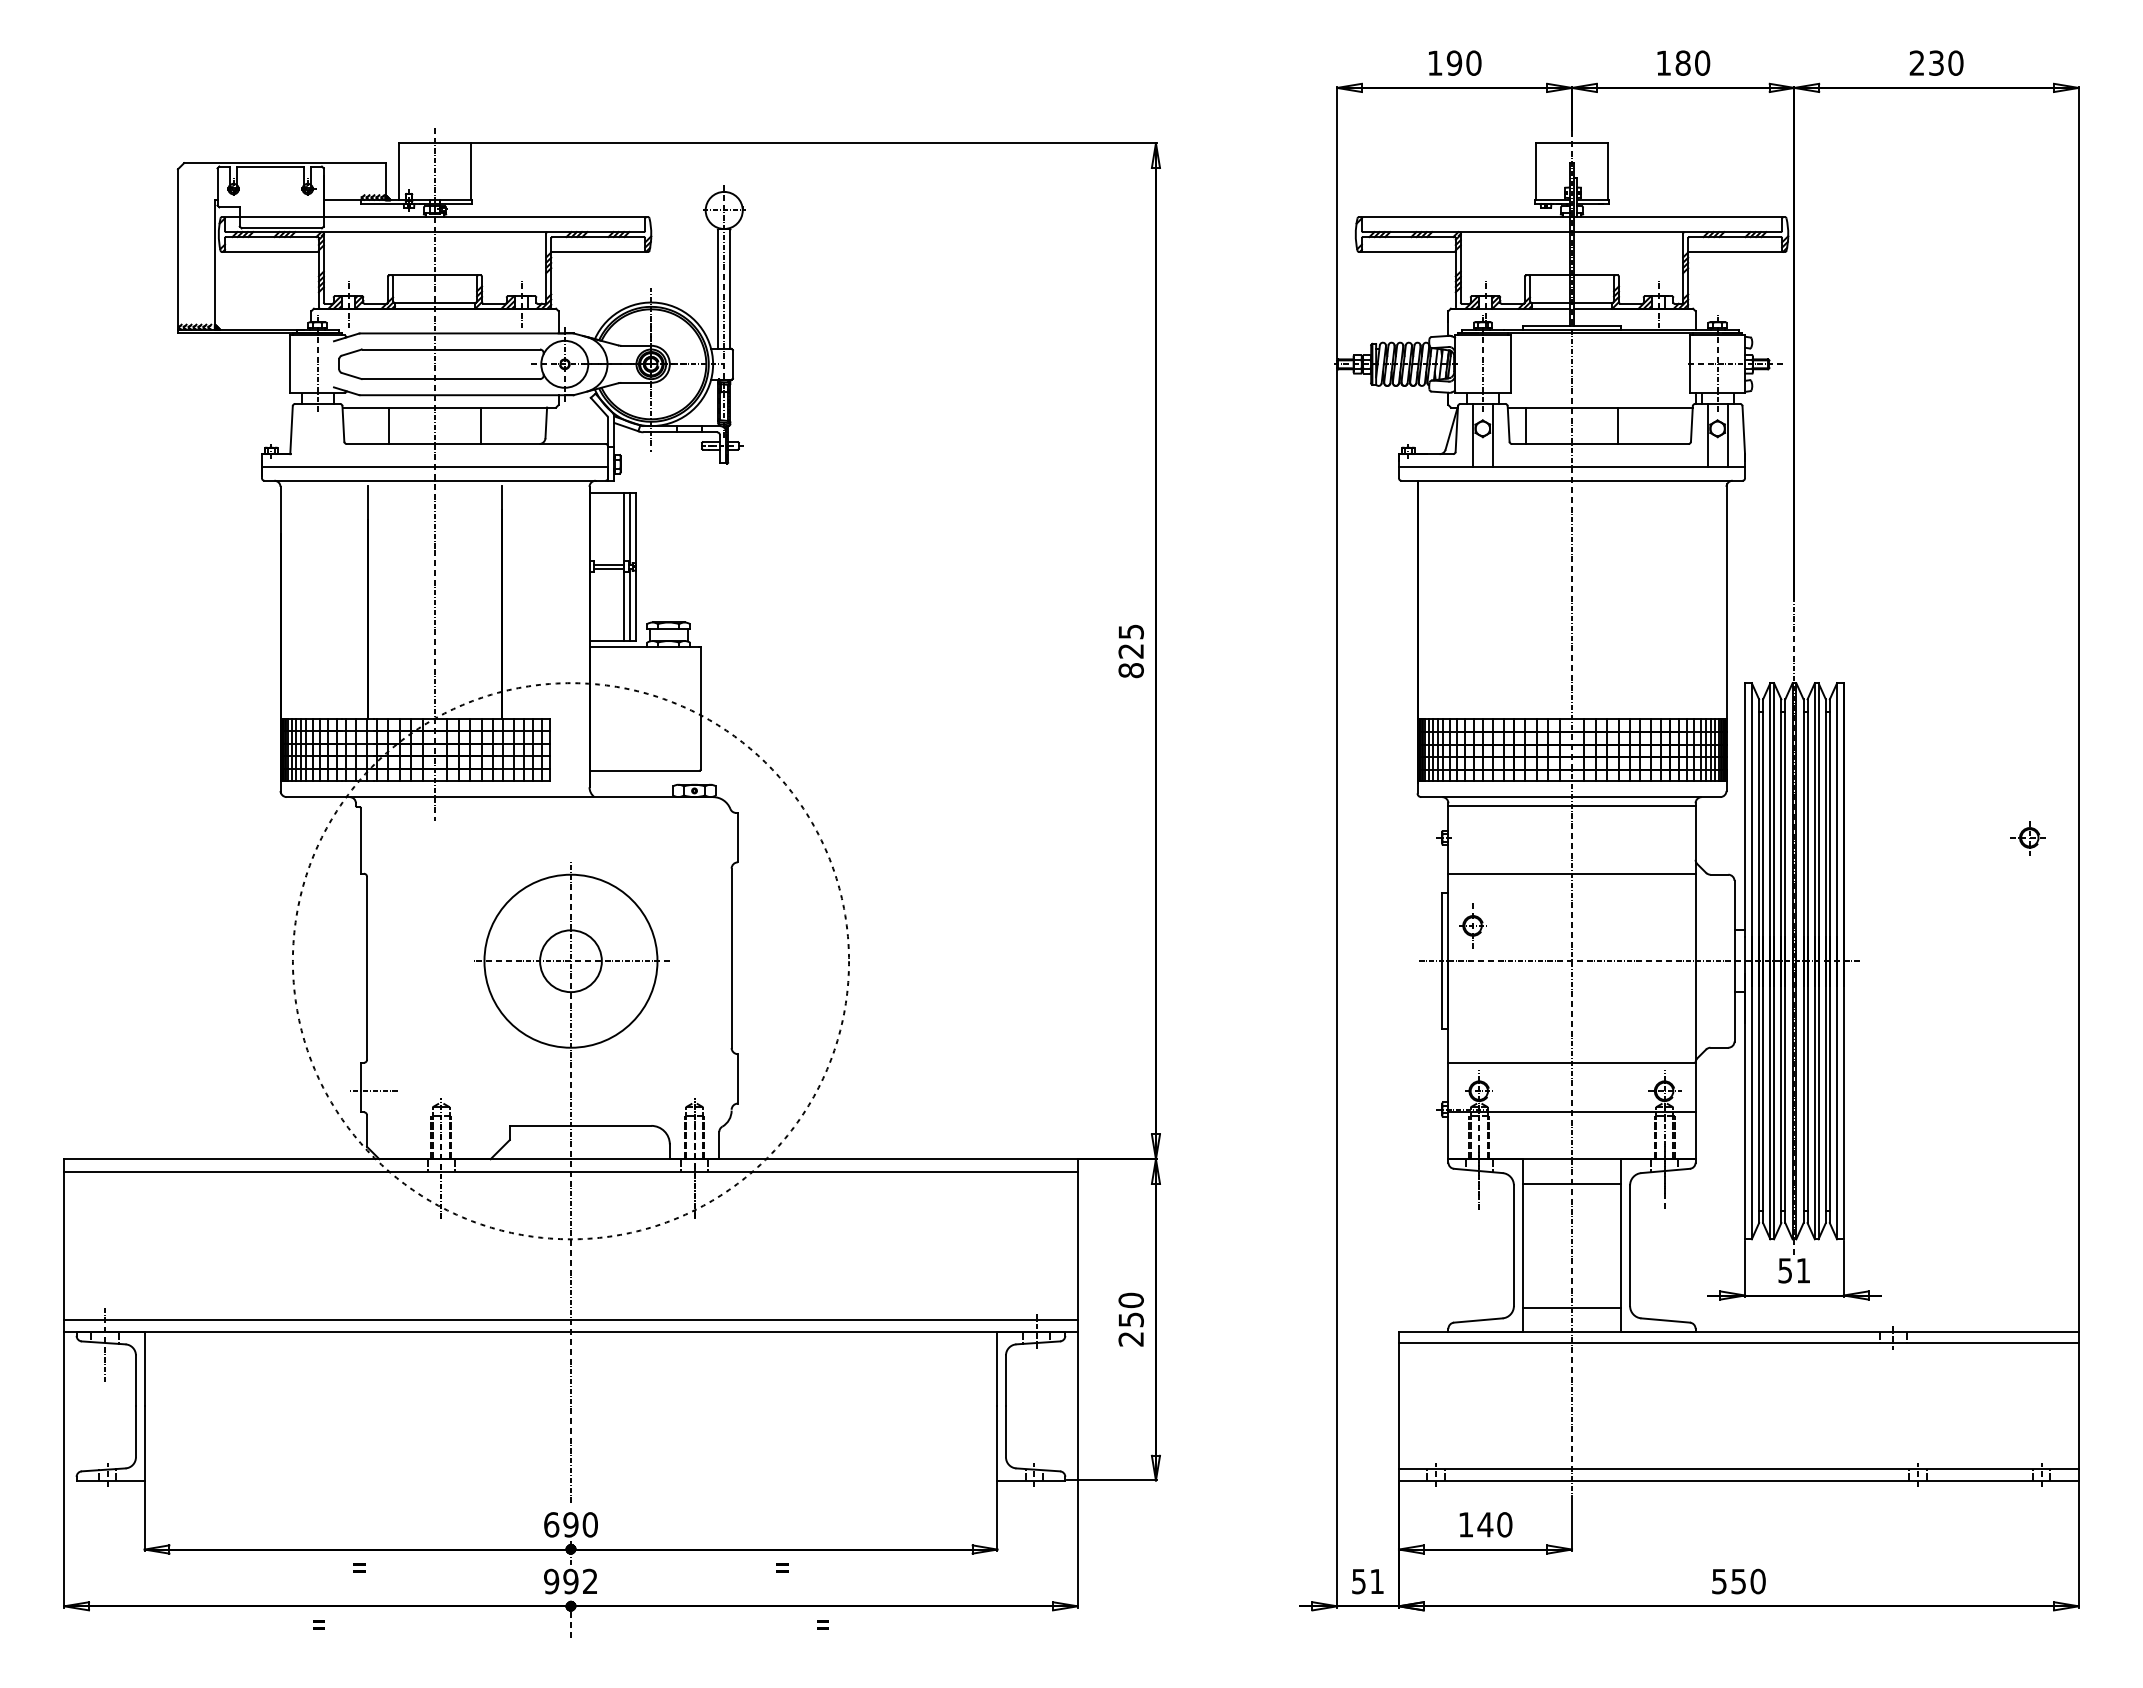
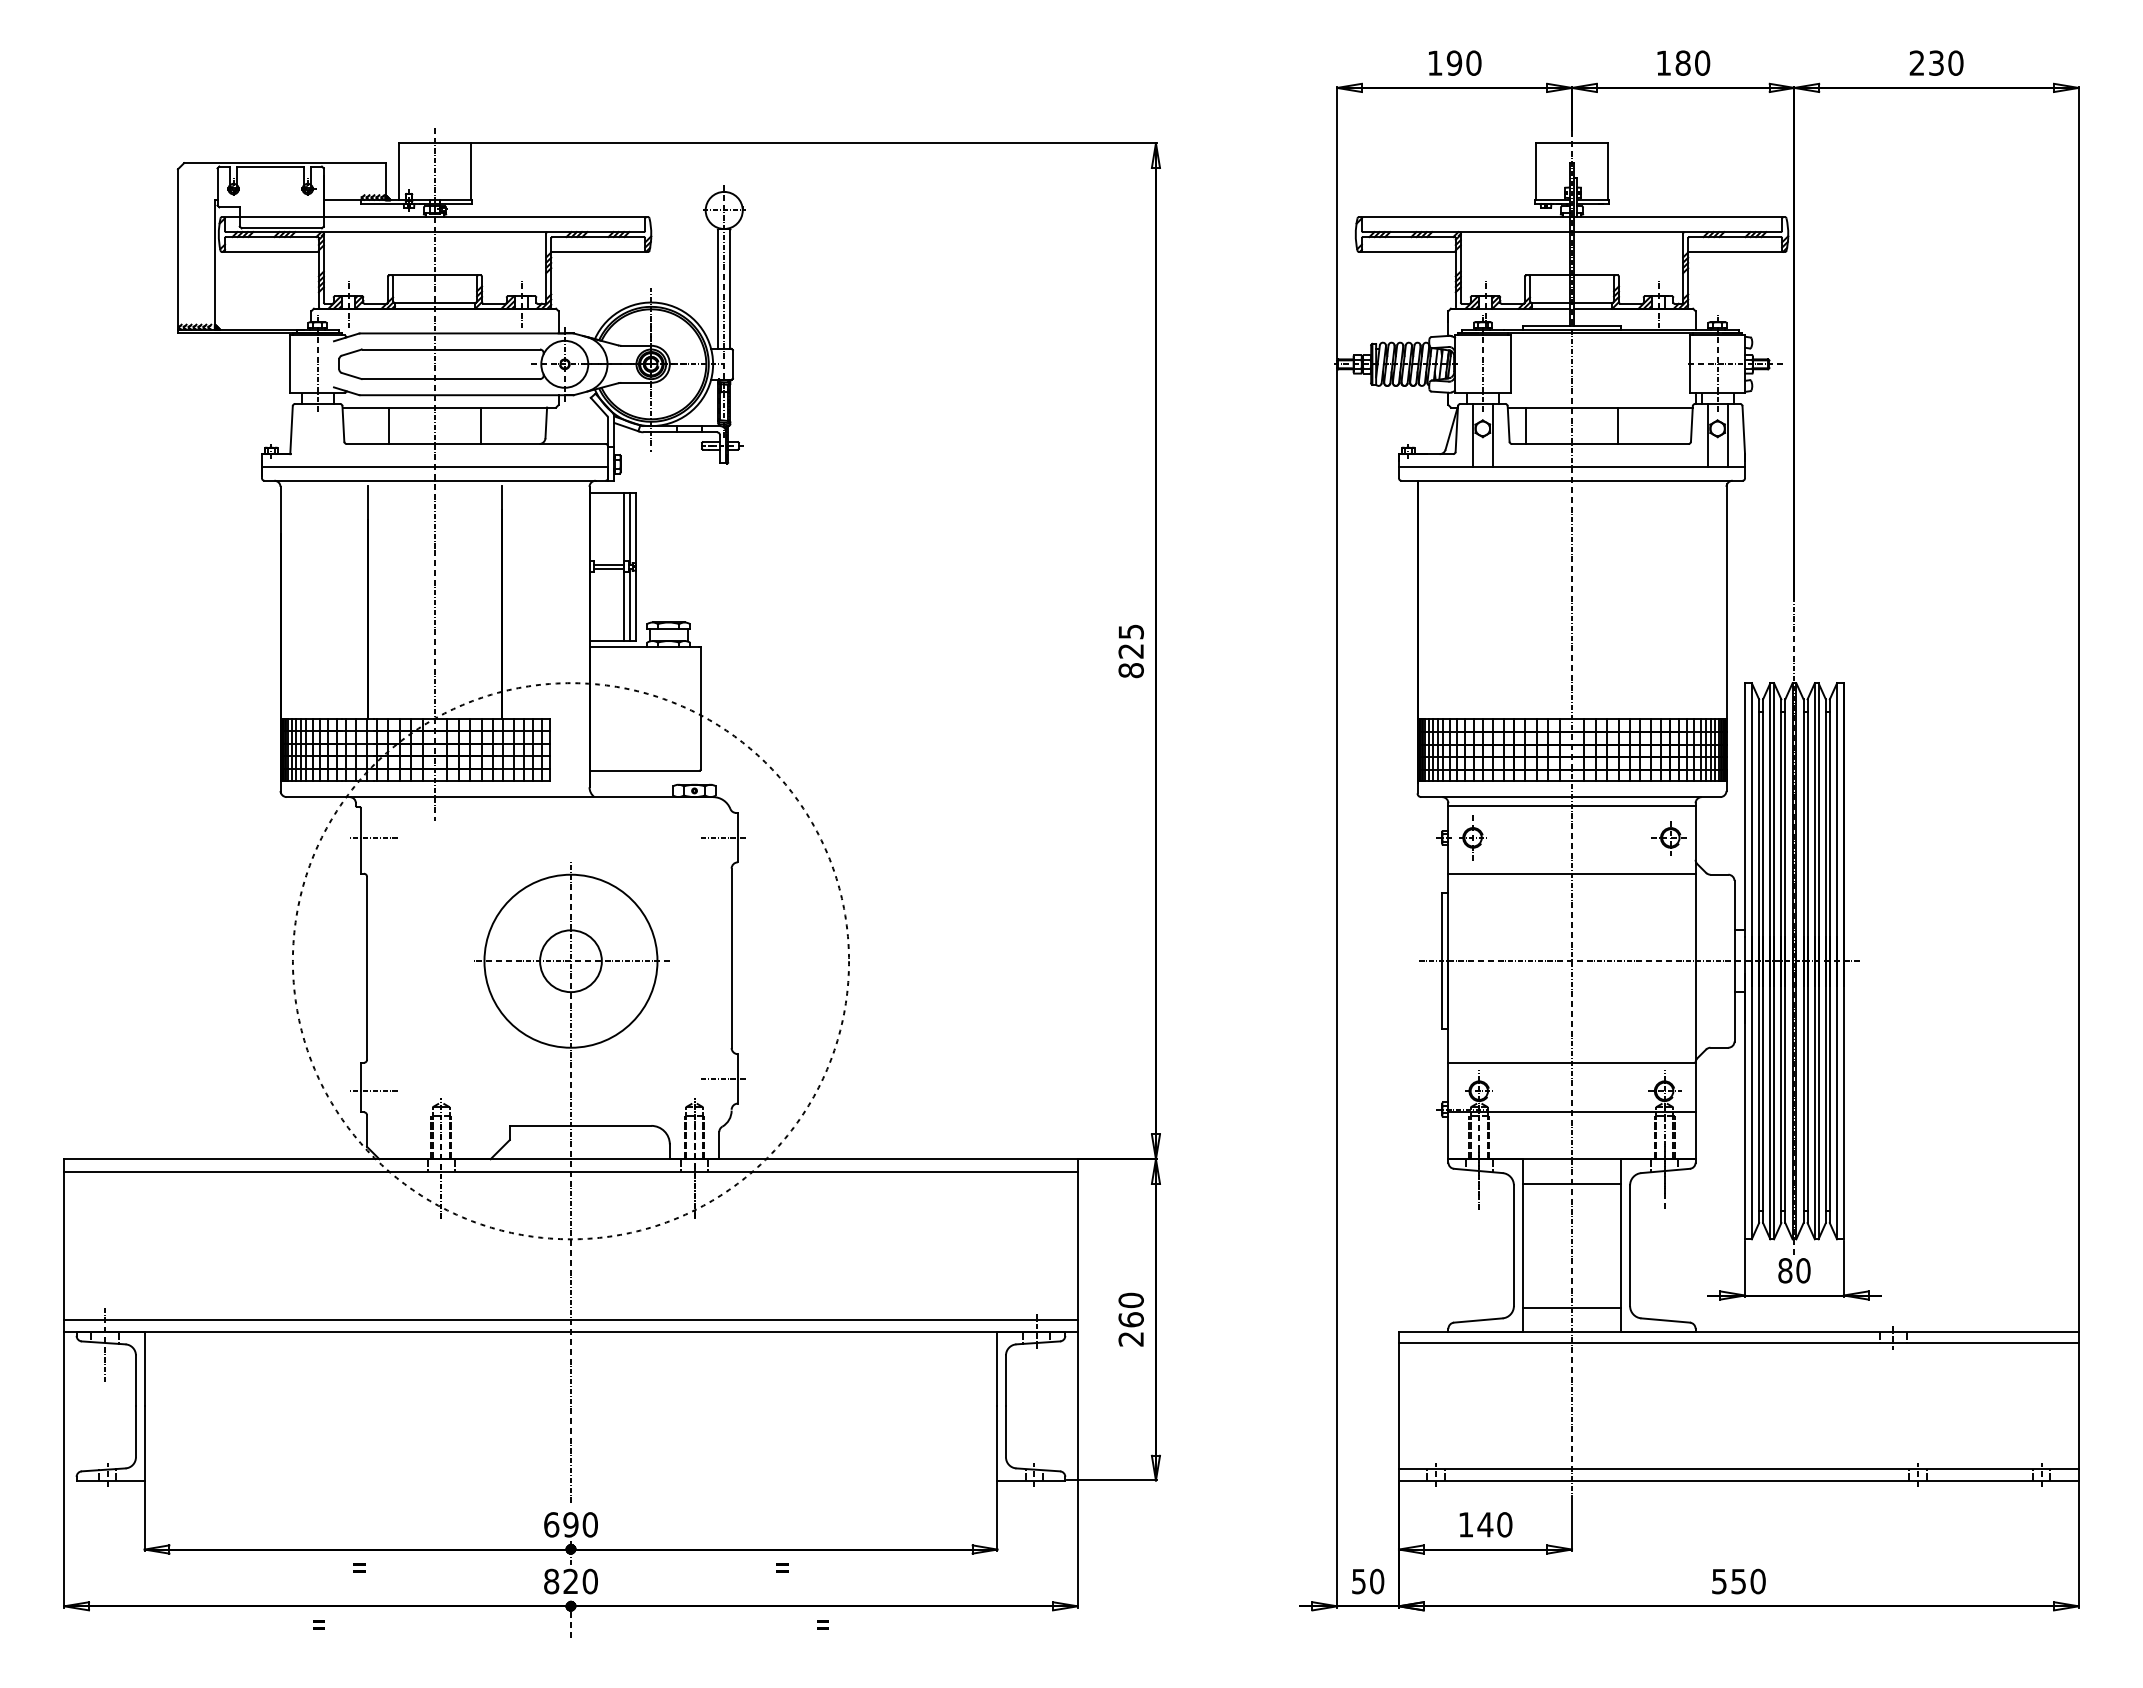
line: none -> present (372, 837)
line: none -> present (725, 837)
part position: (2027, 838) -> (1668, 838) (1668, 838)
part position: (1472, 925) -> (1472, 837) (1472, 837)
line: none -> present (725, 1078)
text: 51 -> 80 (1794, 1270)
text: 250 -> 260 (1130, 1319)
text: 992 -> 820 (570, 1581)
text: 51 -> 50 (1377, 1581)
